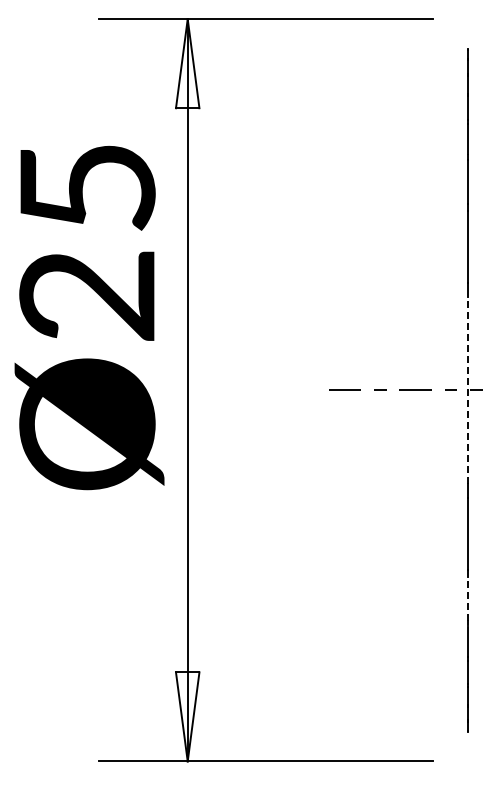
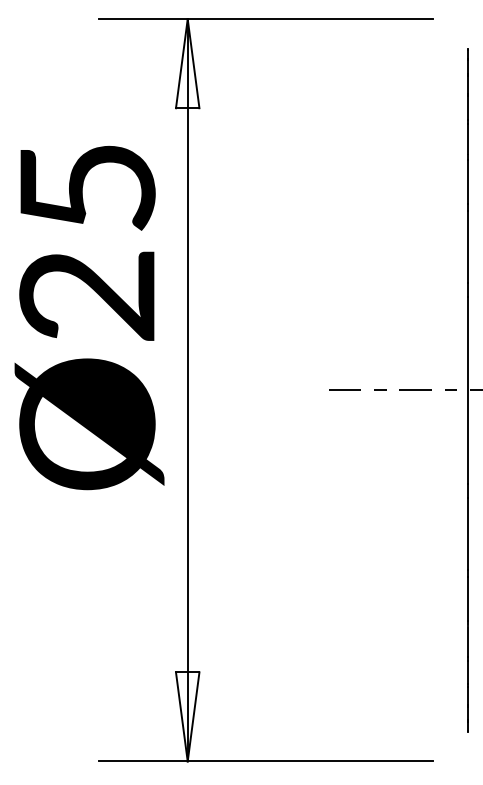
line: dashed -> solid (468, 389)
line: dashed -> solid (468, 598)
